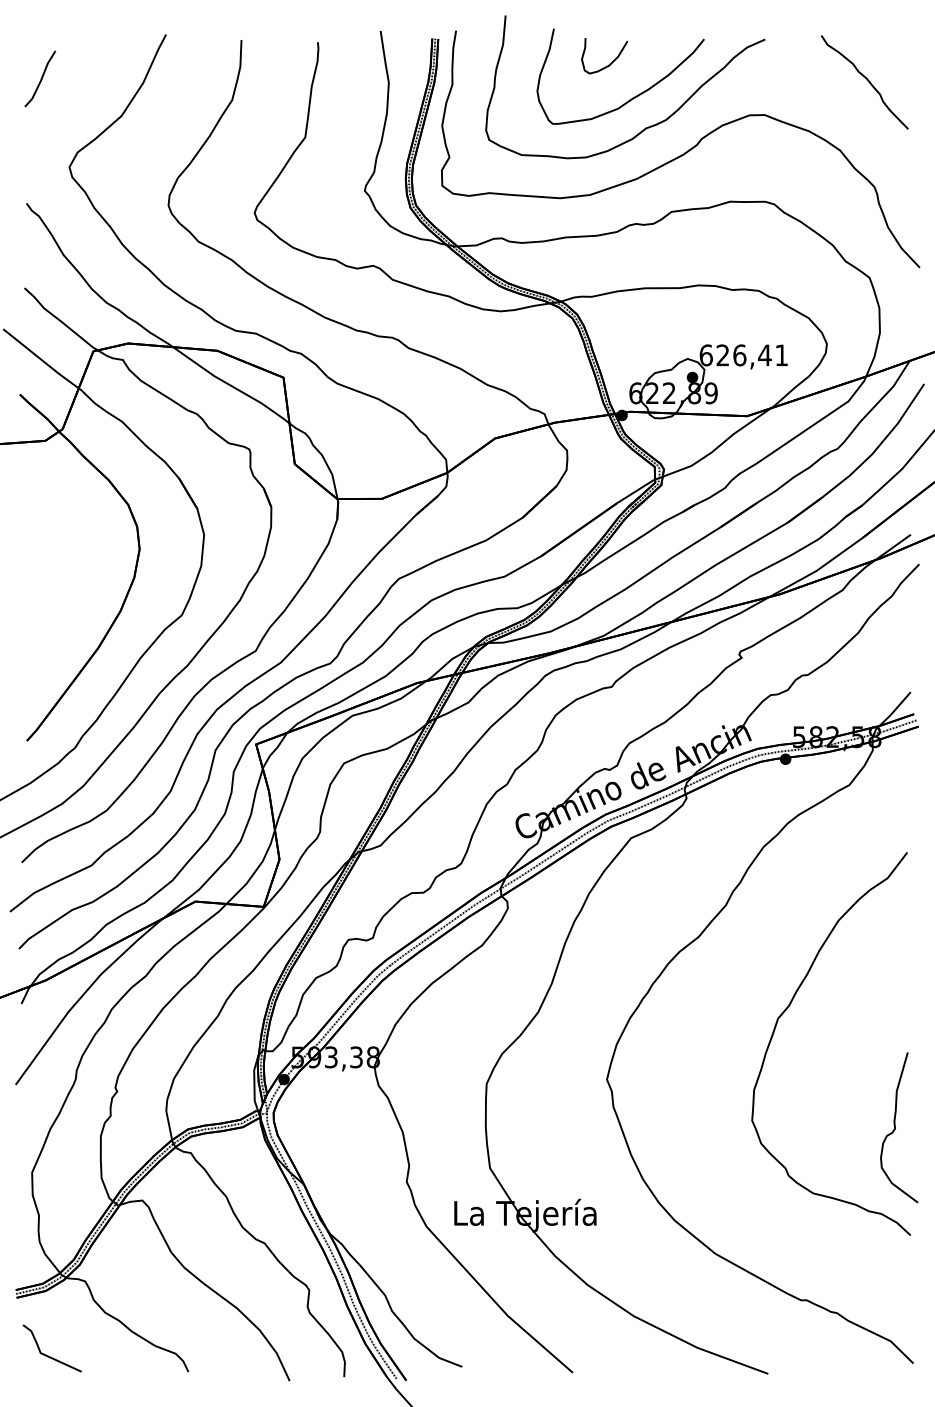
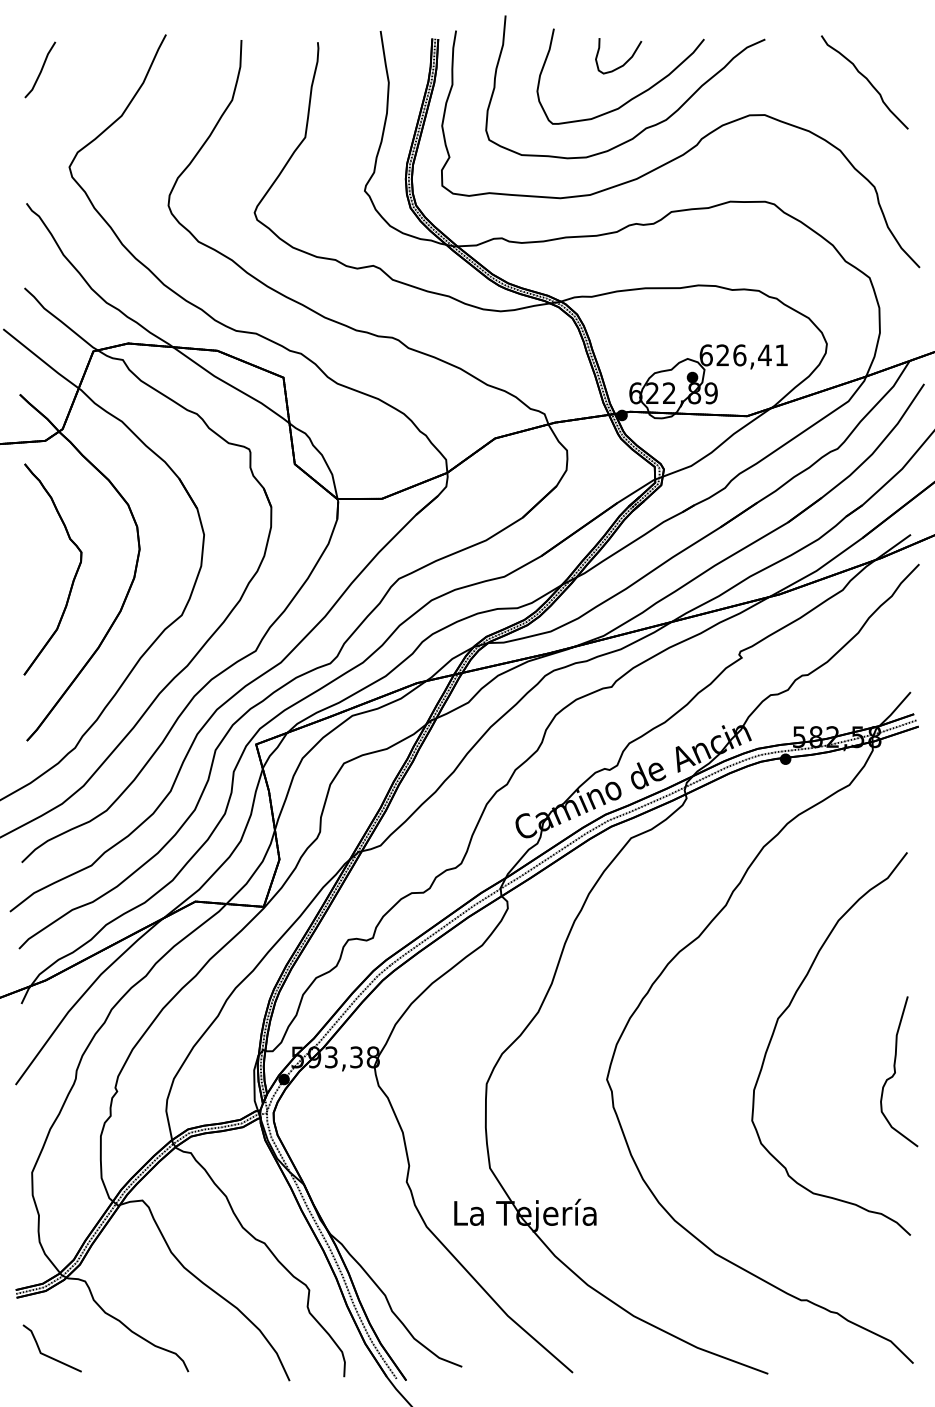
curve position: (610, 62) -> (624, 62) (624, 62)
line position: (40, 78) -> (40, 69) (40, 69)
part: none -> present (73, 577)
part position: (899, 1127) -> (899, 1071) (899, 1071)
